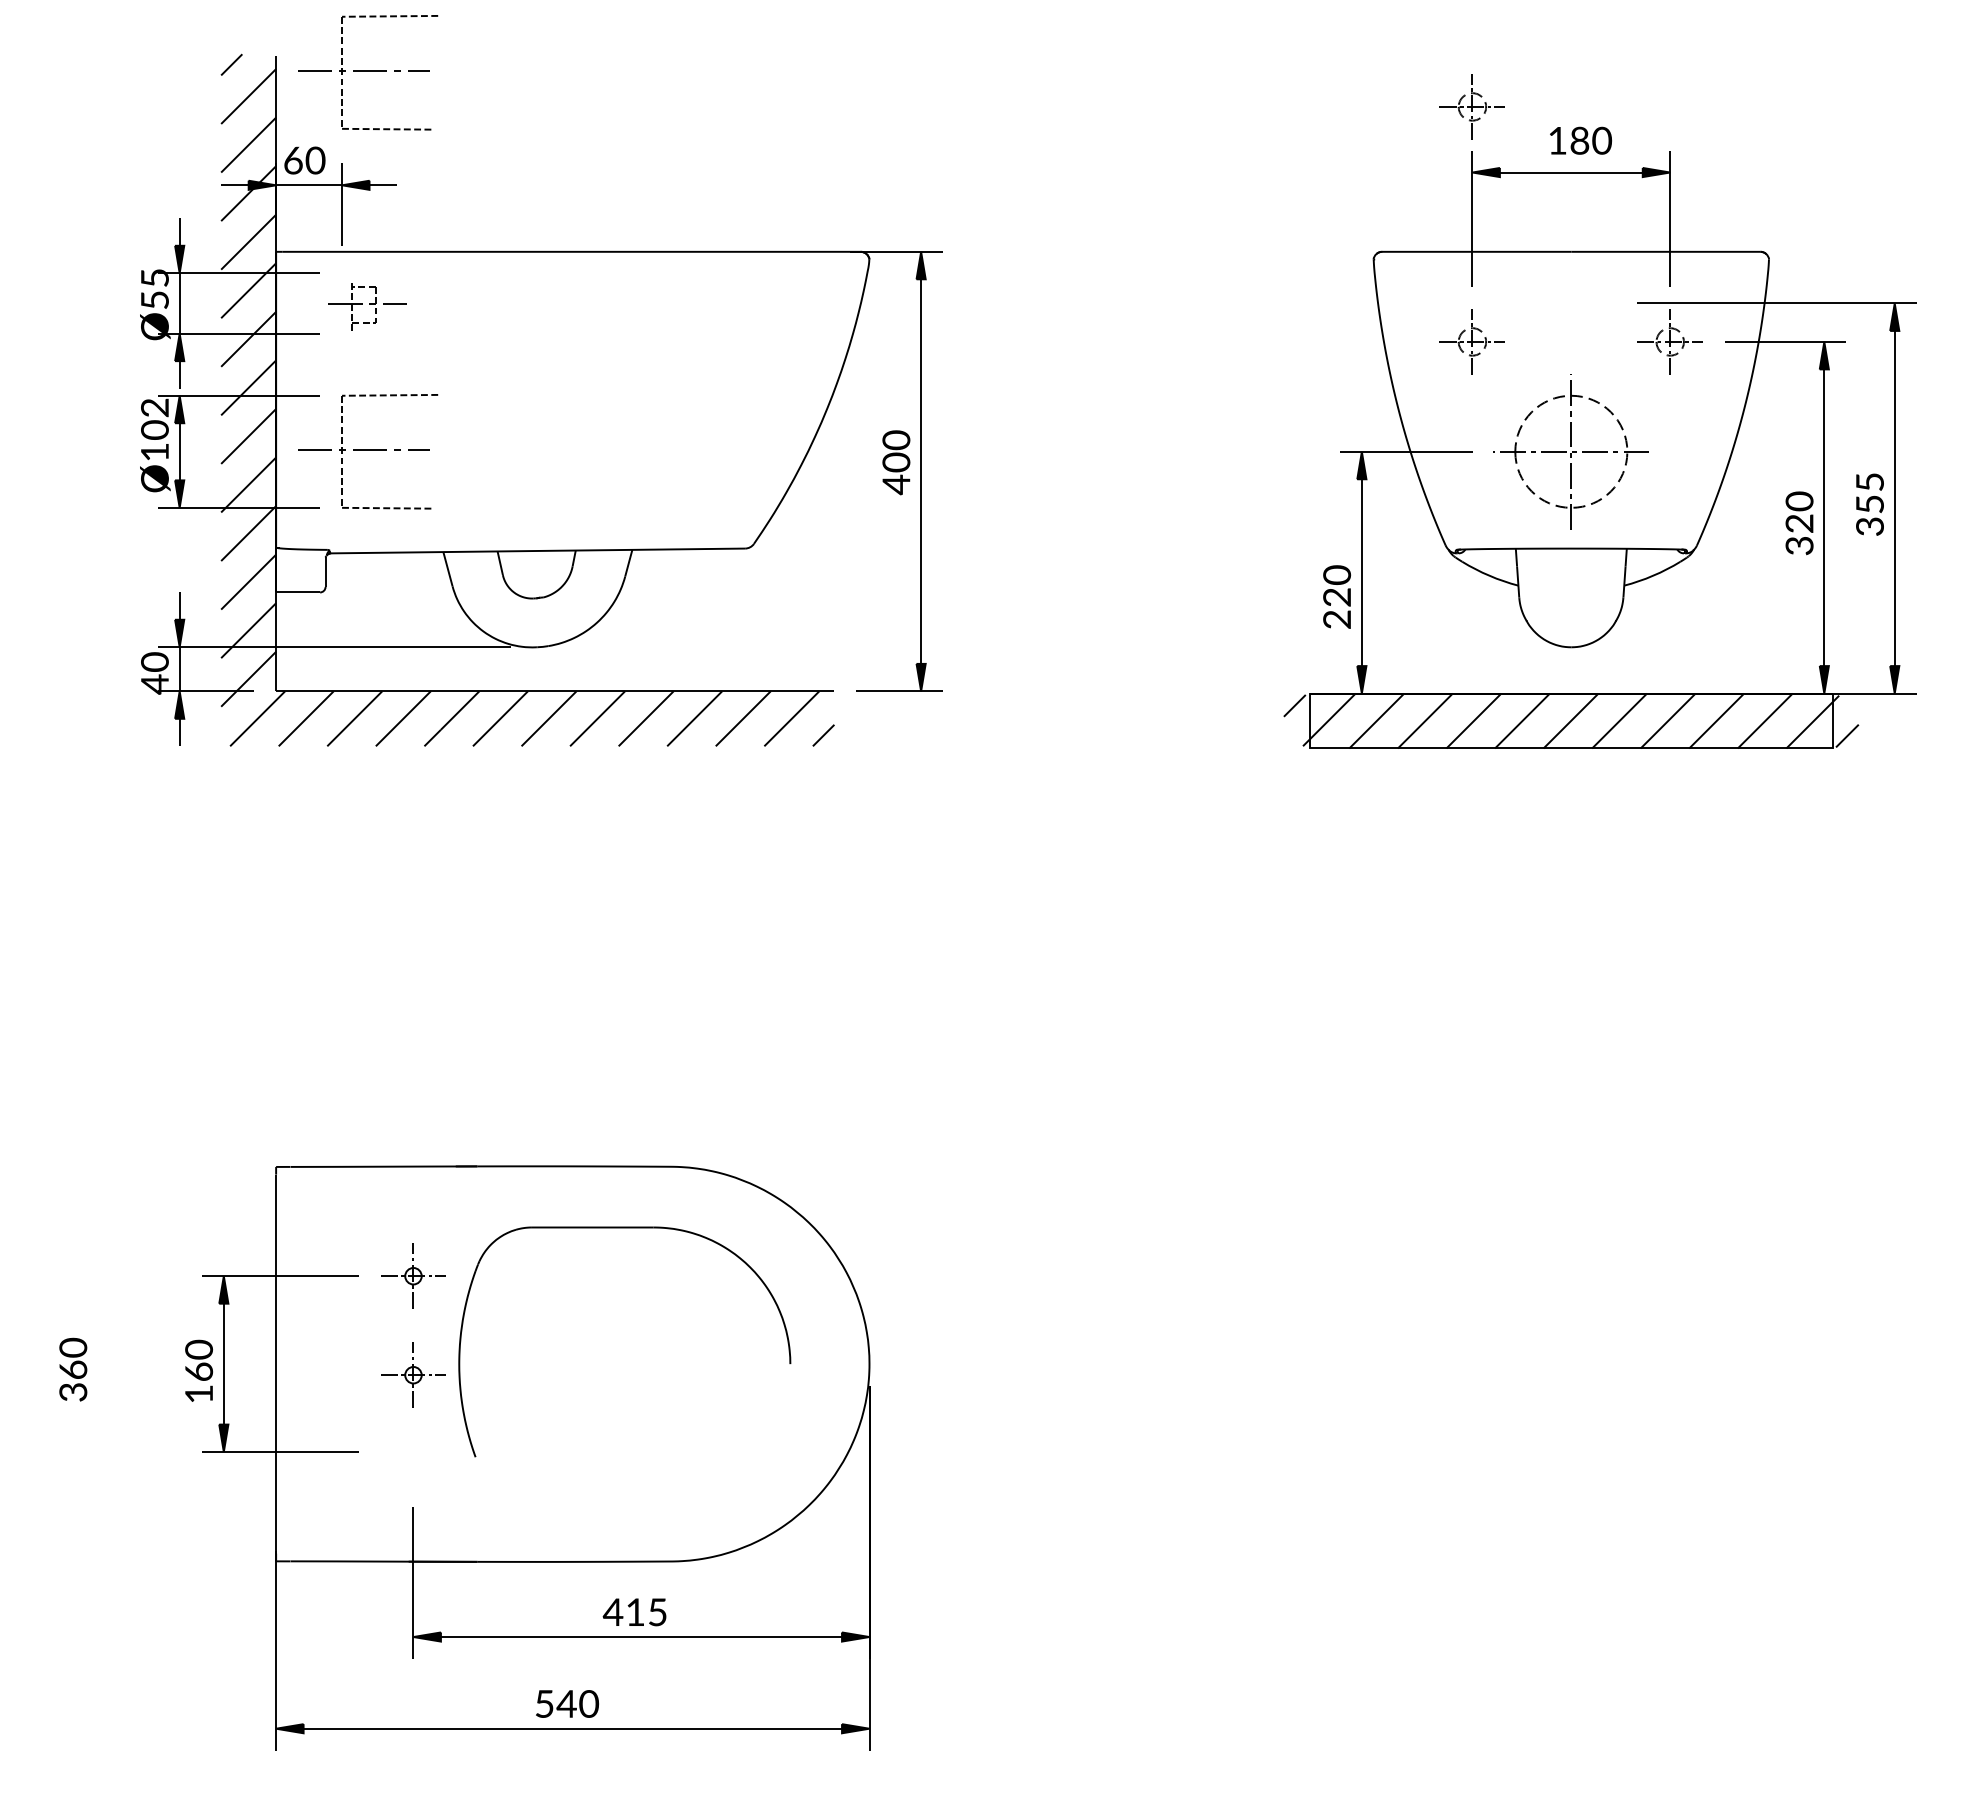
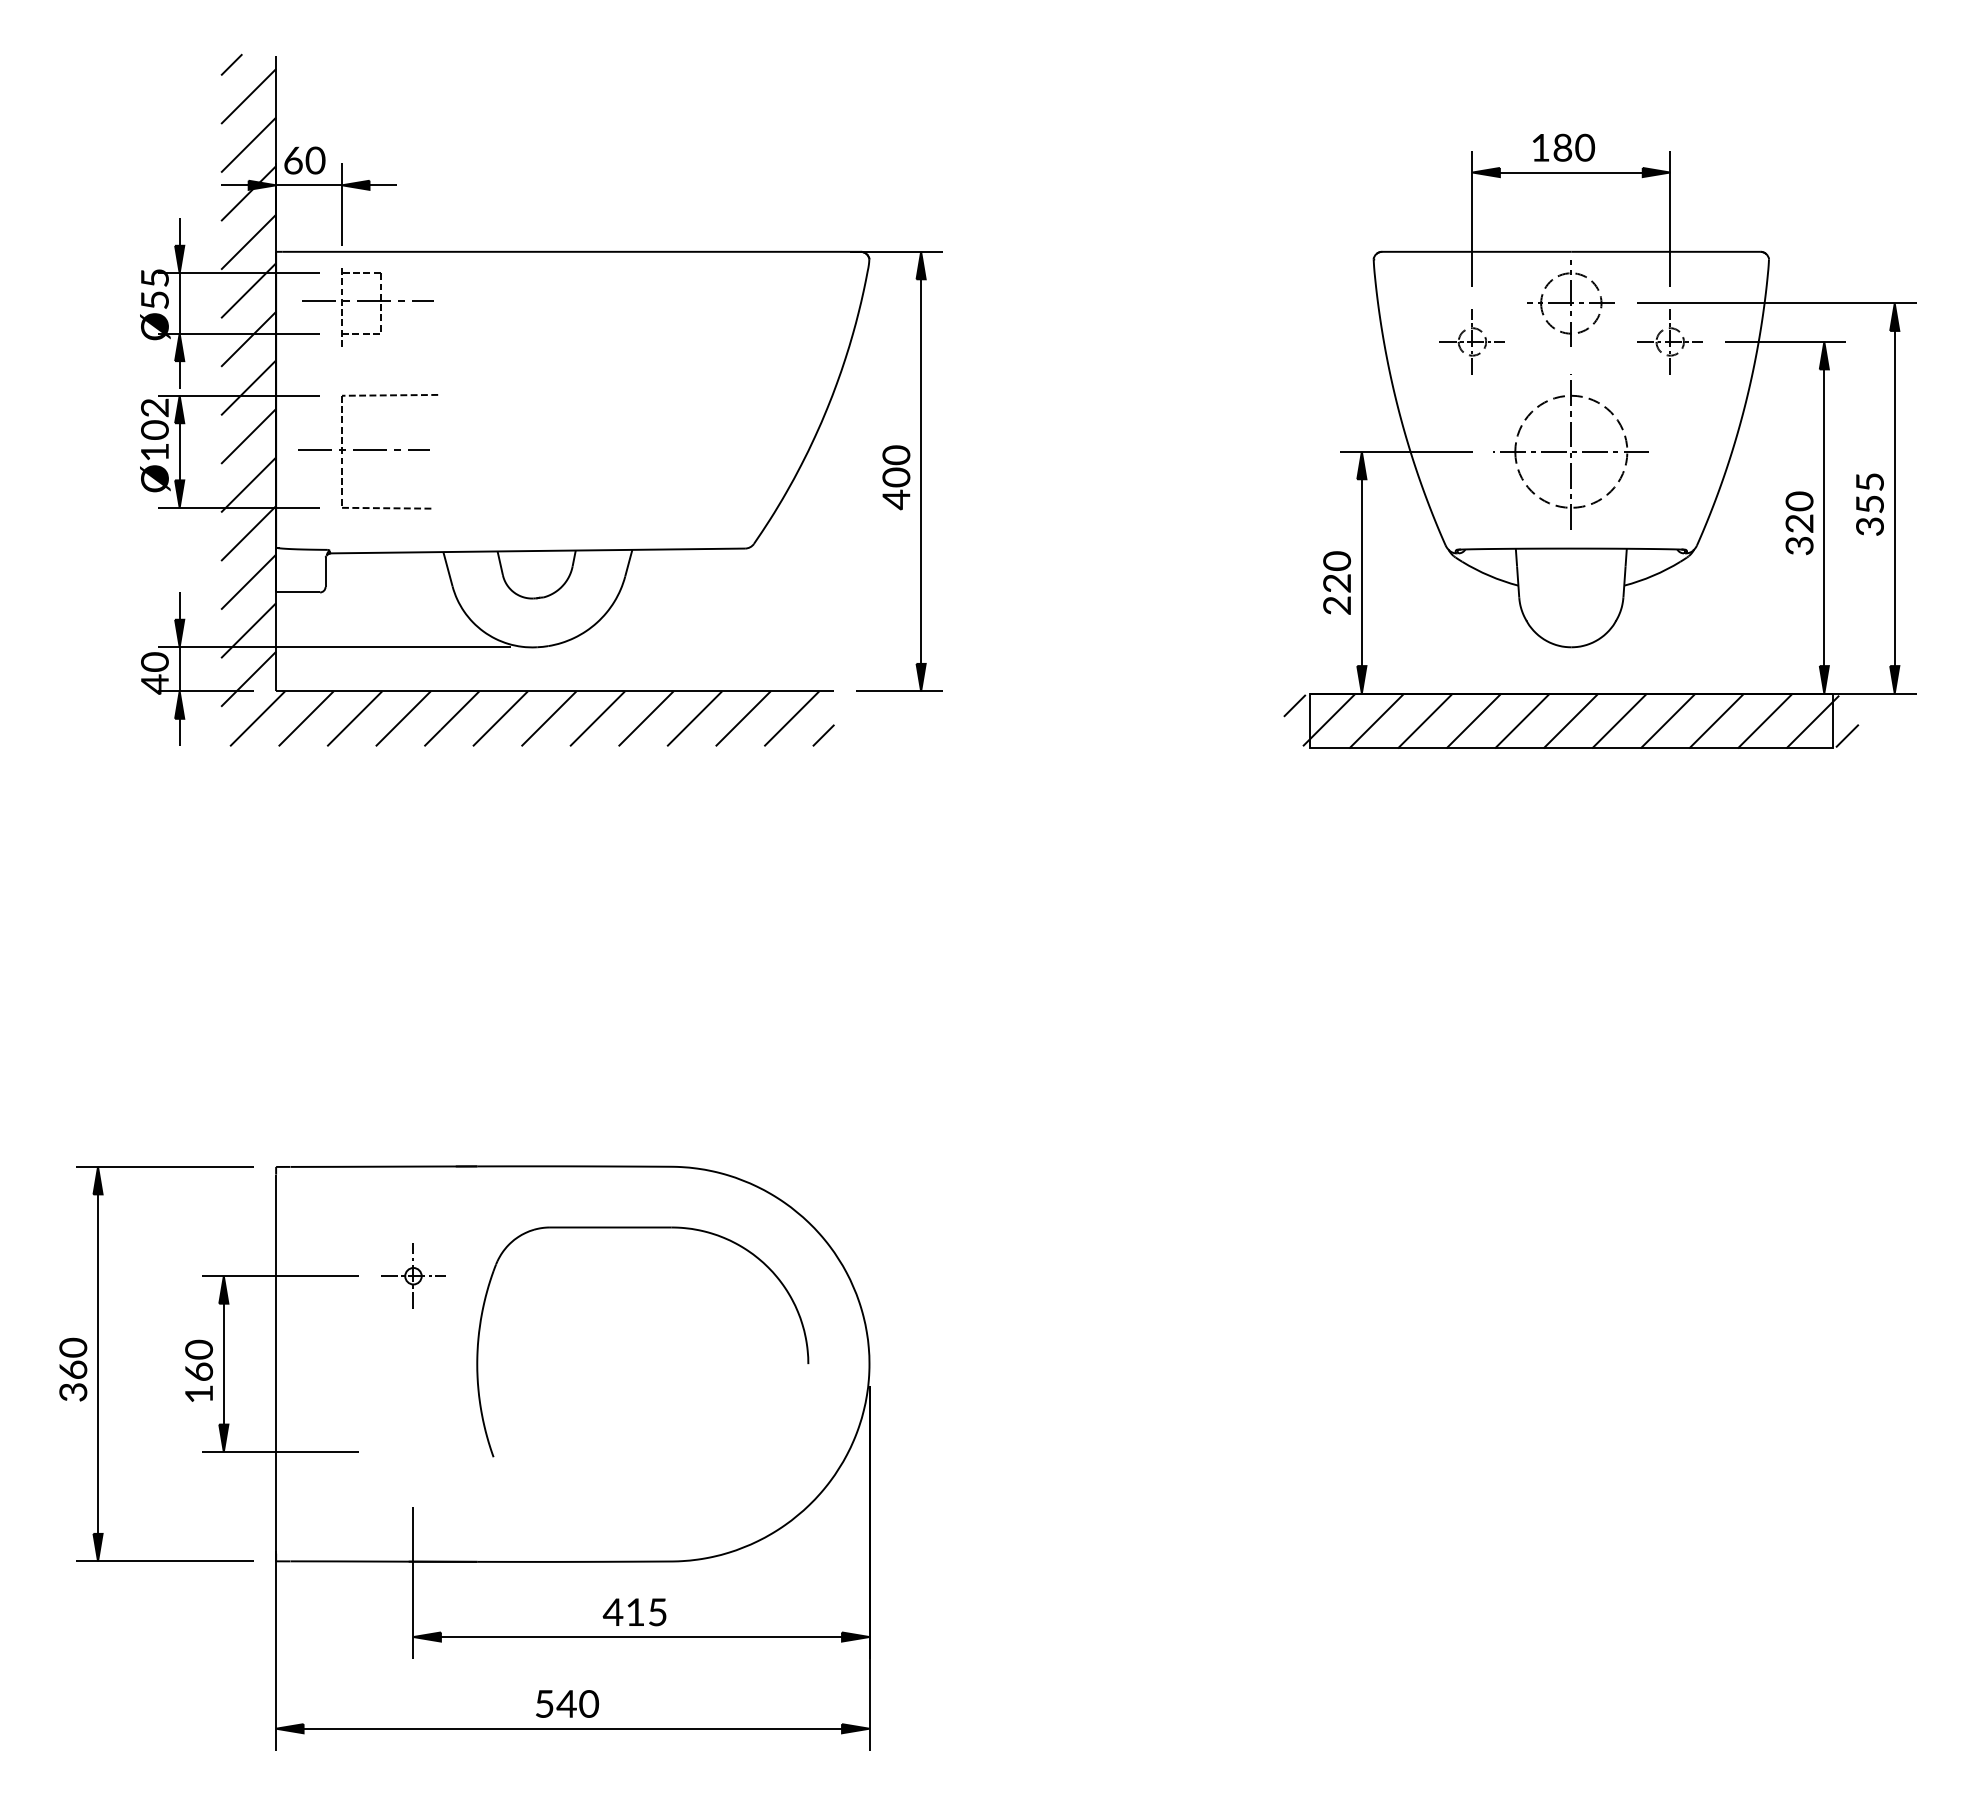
part: present -> none (368, 72)
part: present -> none (1471, 106)
text position: (1581, 140) -> (1564, 147) (1564, 147)
part: none -> present (1570, 303)
part size: 79x48 px -> 132x79 px (367, 307)
text position: (896, 462) -> (896, 477) (896, 477)
text position: (1337, 596) -> (1337, 582) (1337, 582)
part position: (624, 1228) -> (642, 1228) (642, 1228)
part: none -> present (98, 1363)
part: present -> none (413, 1374)
